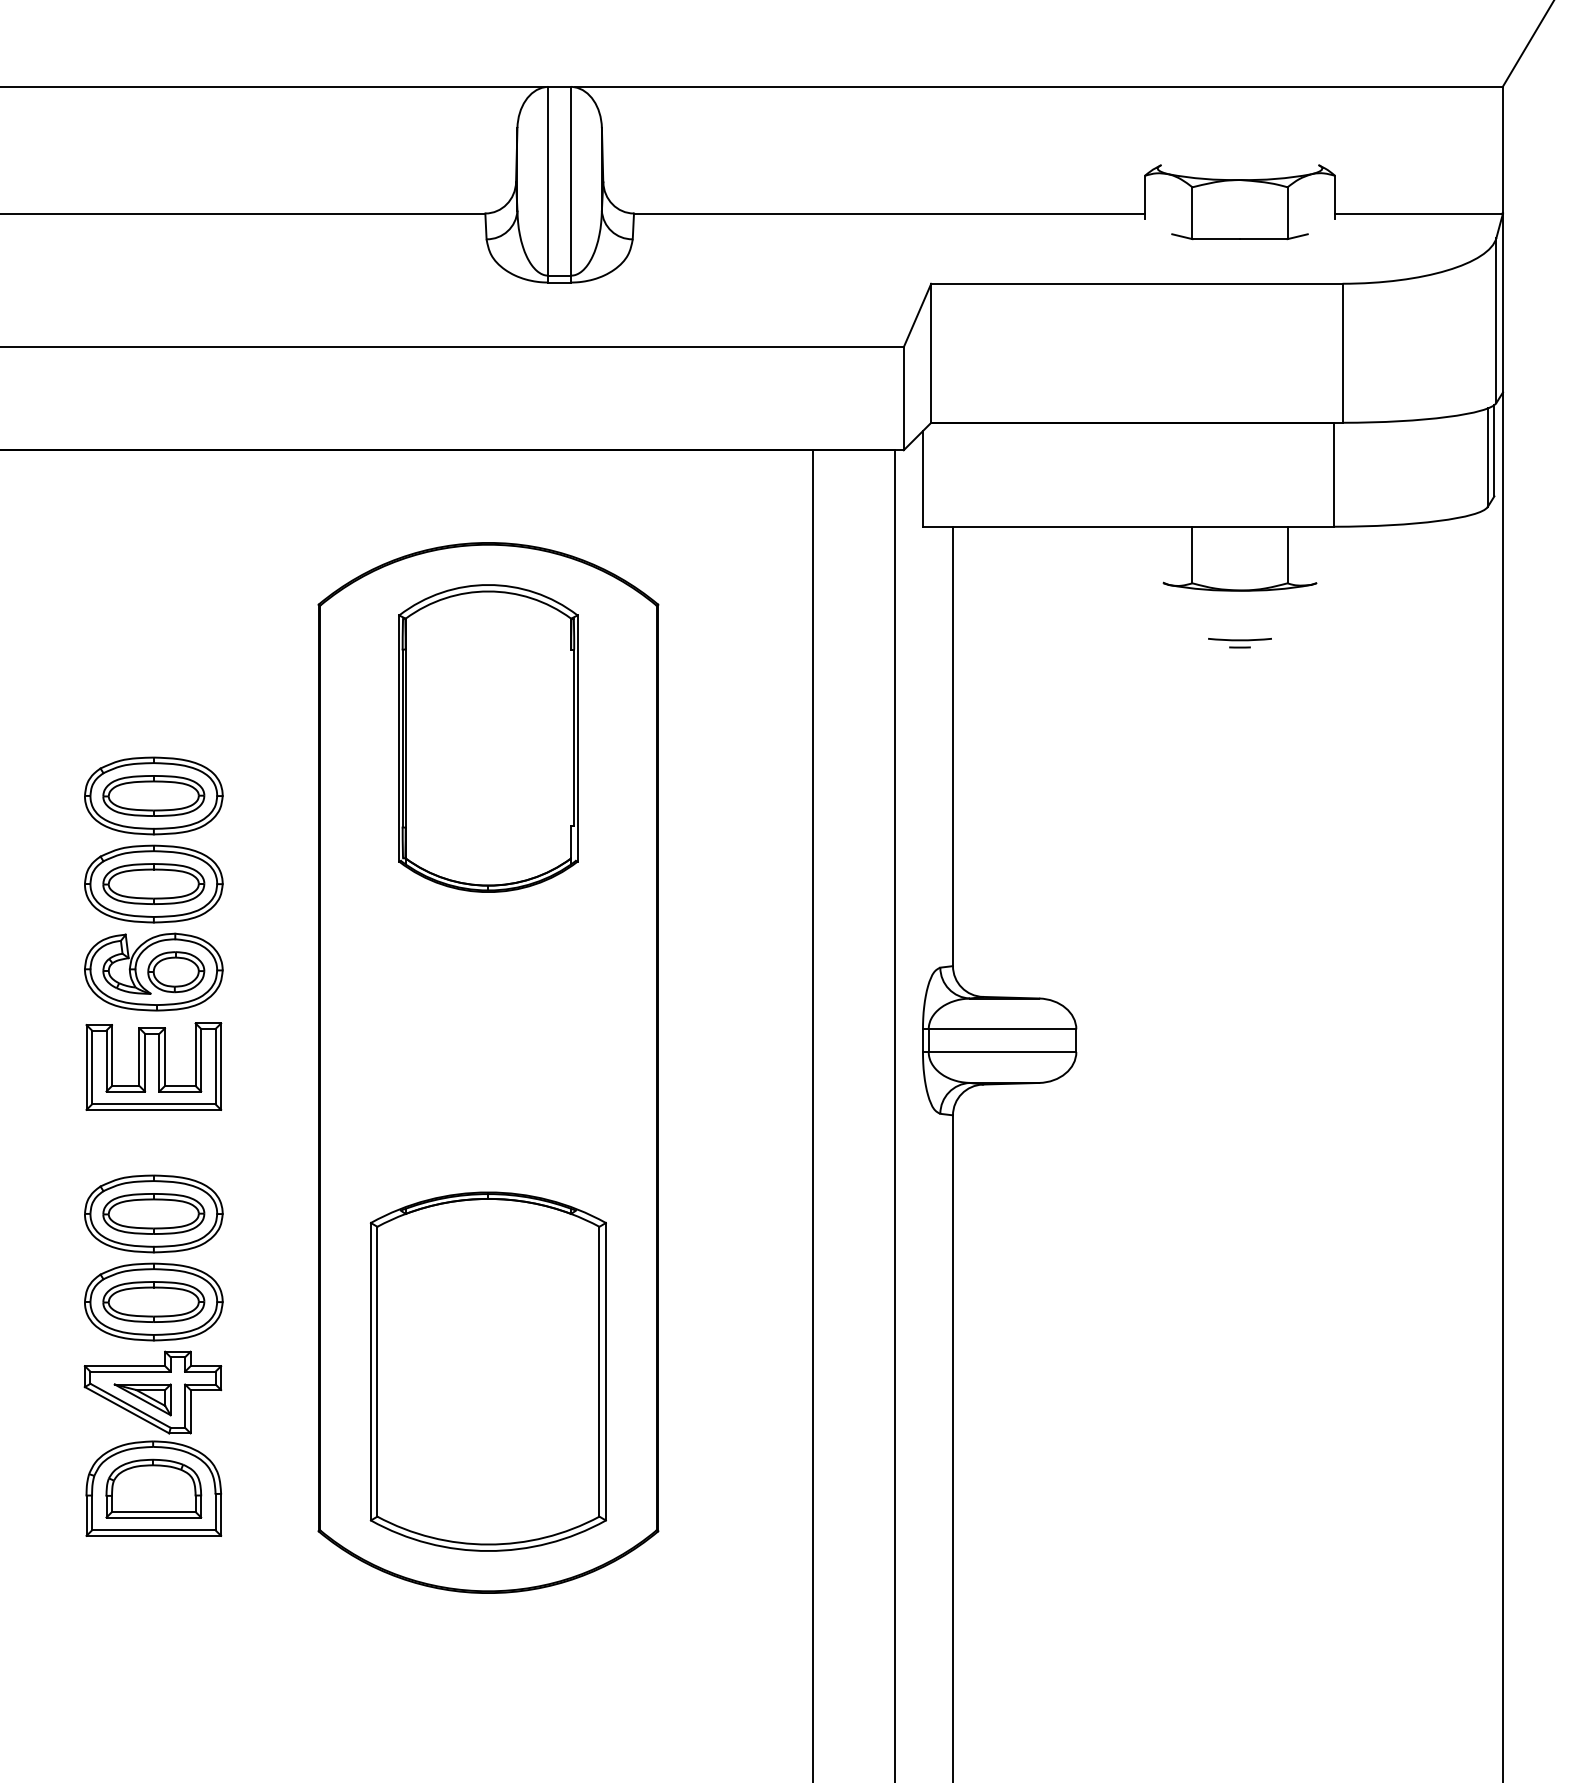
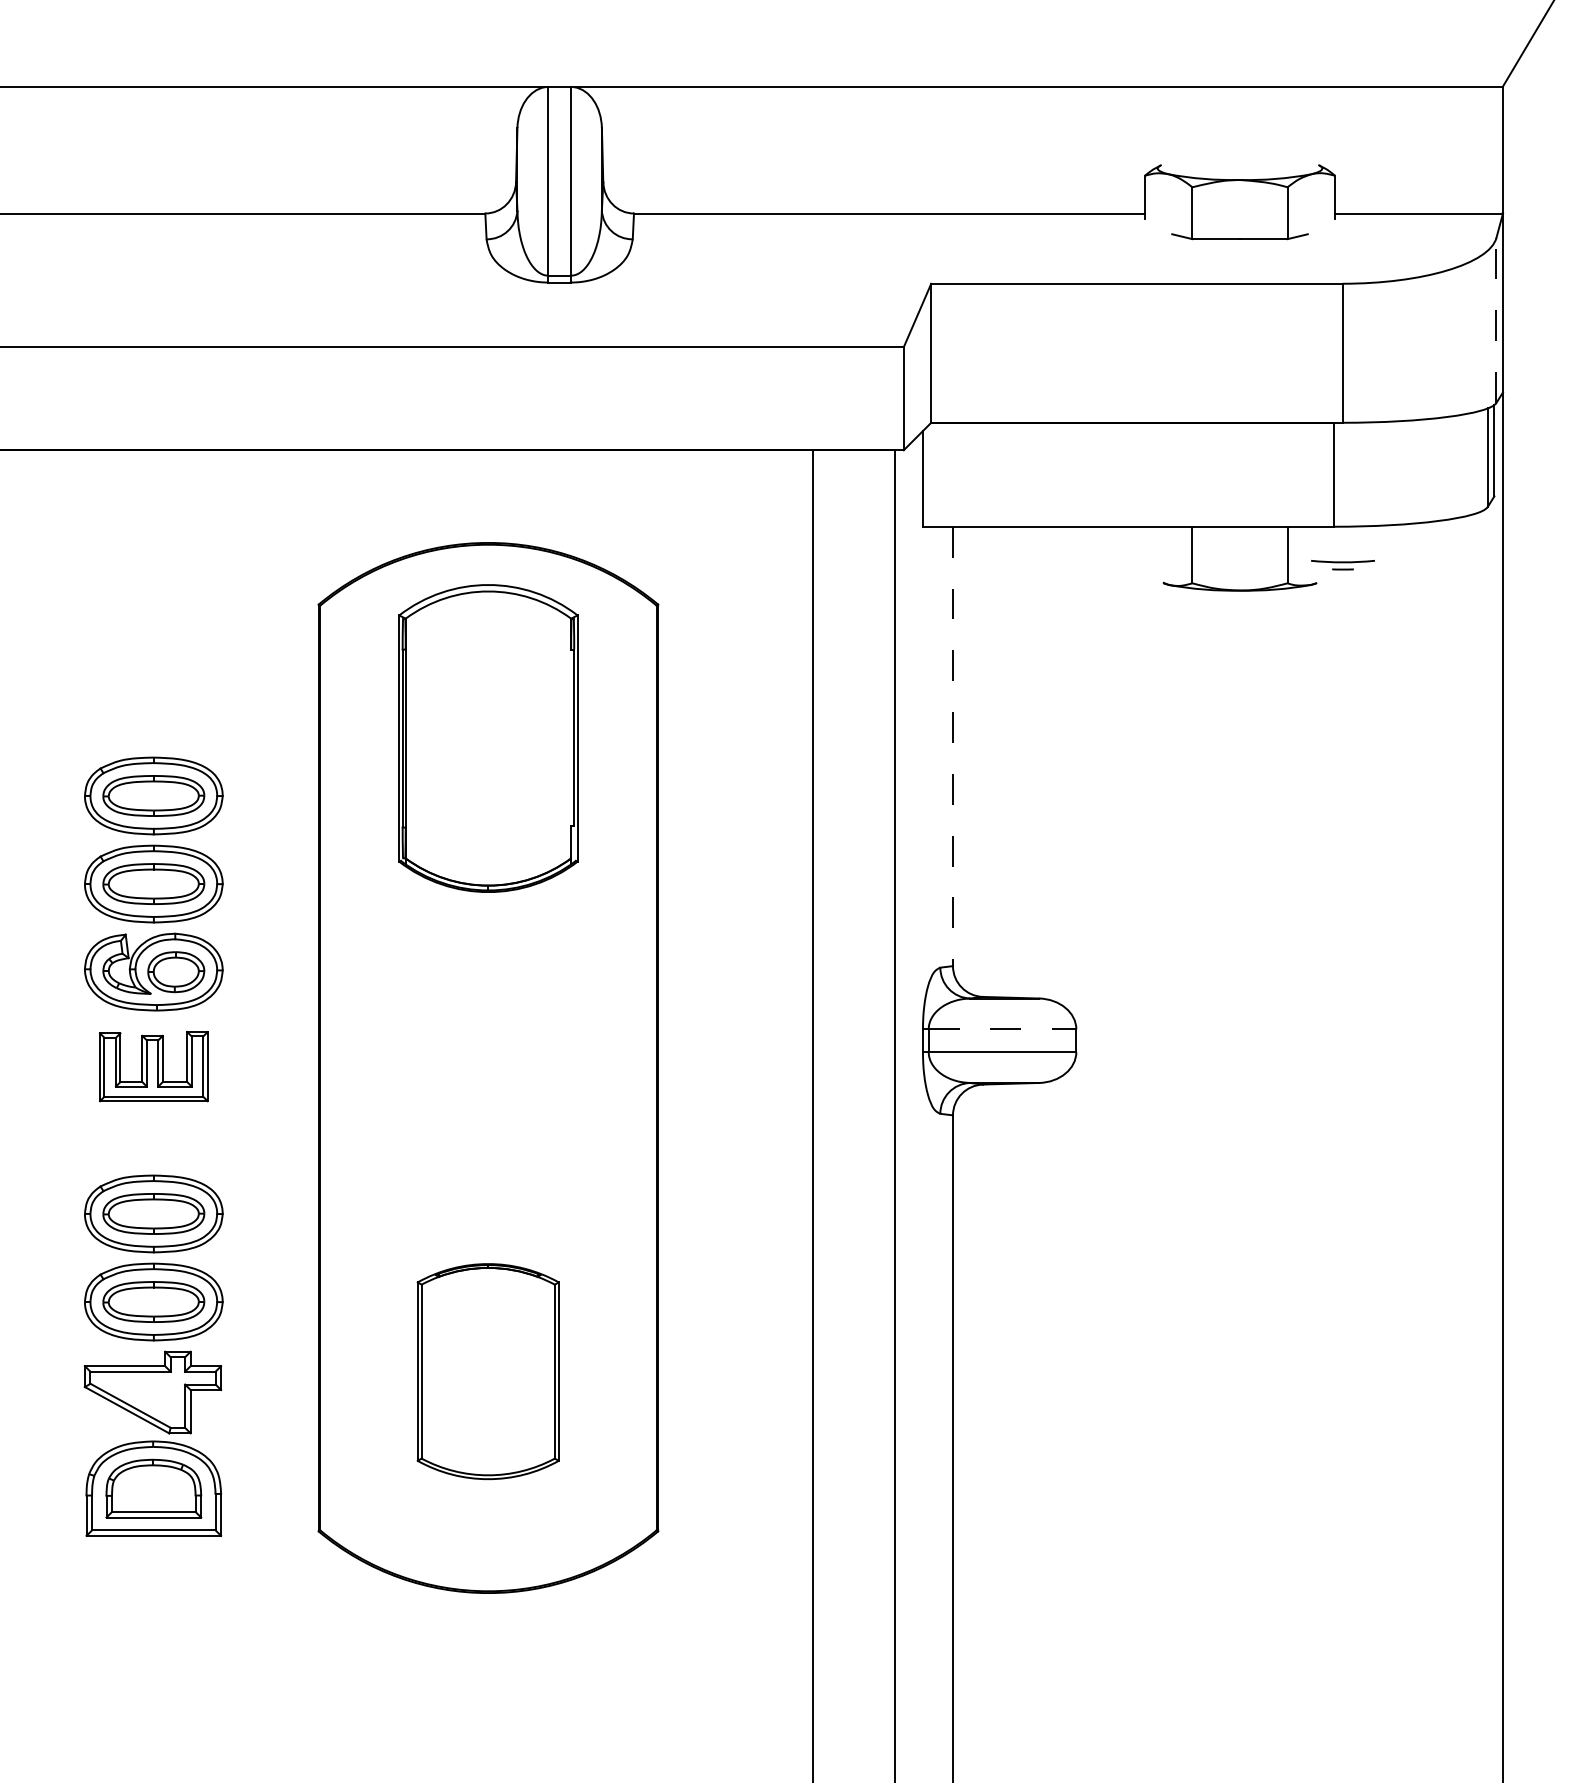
line: solid -> dashed (1496, 320)
part position: (1239, 643) -> (1342, 565) (1342, 565)
line: solid -> dashed (952, 746)
line: solid -> dashed (1002, 1029)
part size: 138x89 px -> 110x72 px (153, 1066)
part size: 238x361 px -> 144x217 px (487, 1371)
part: present -> none (142, 1399)
